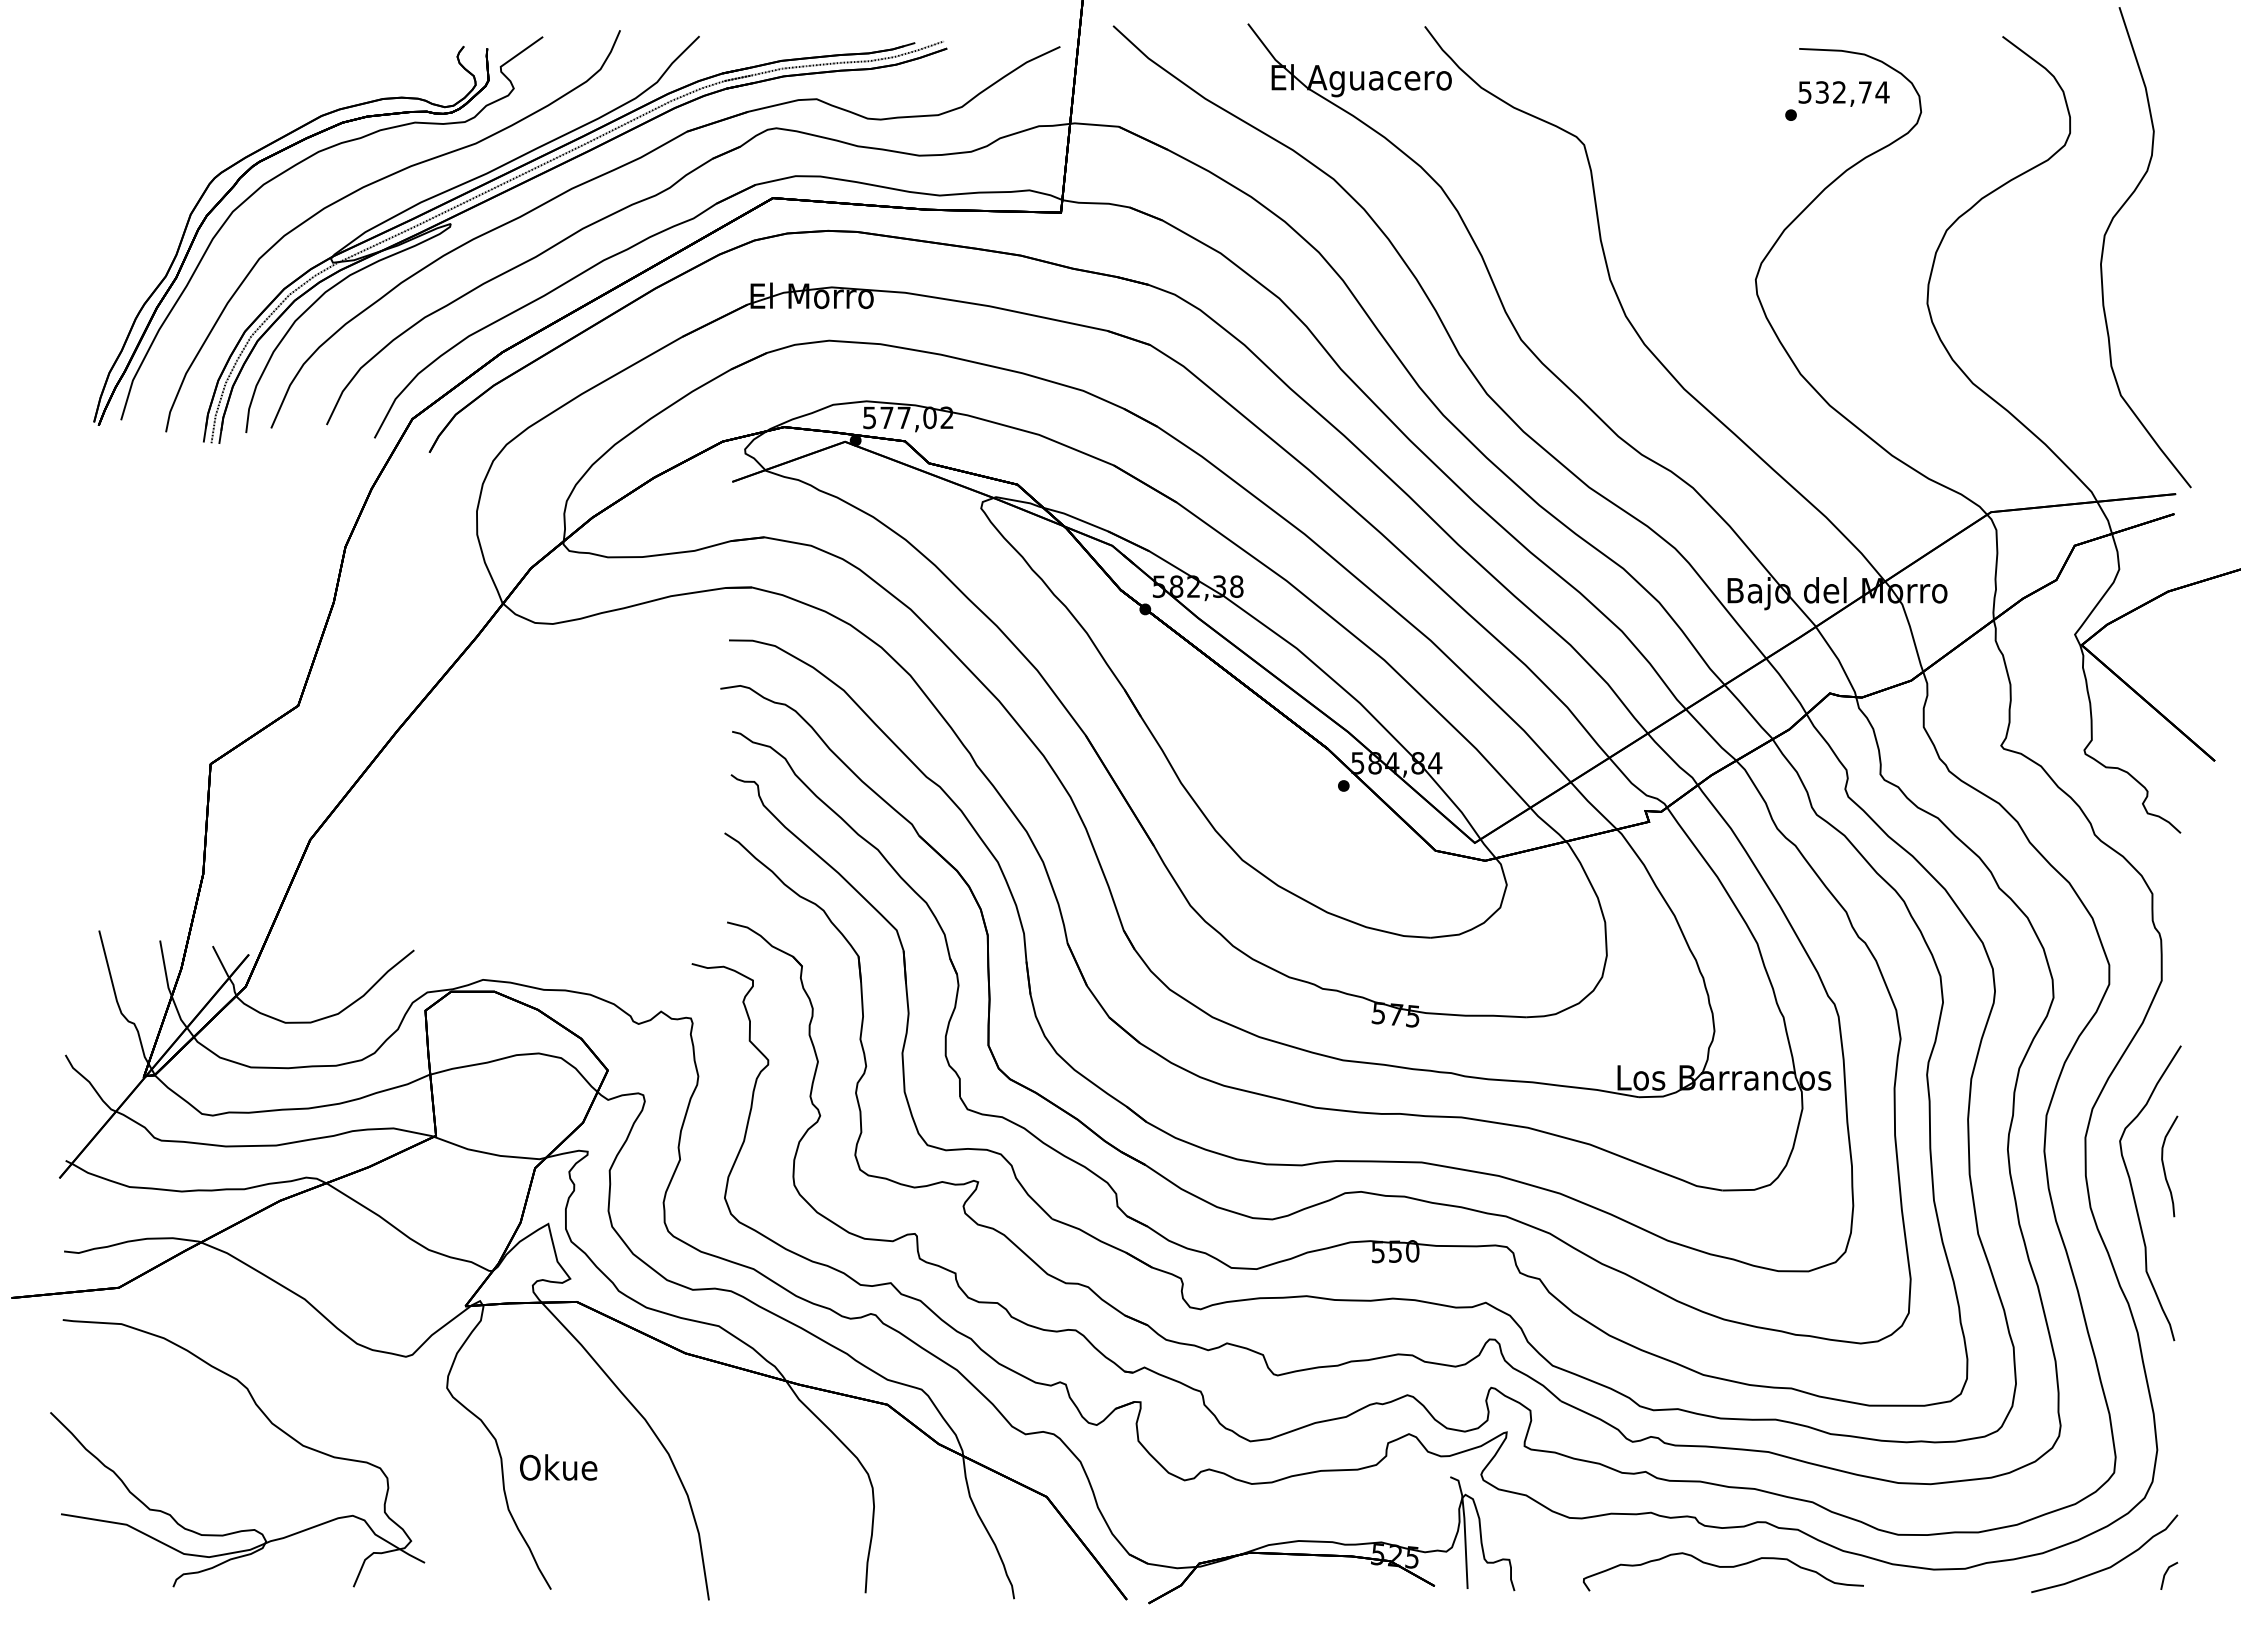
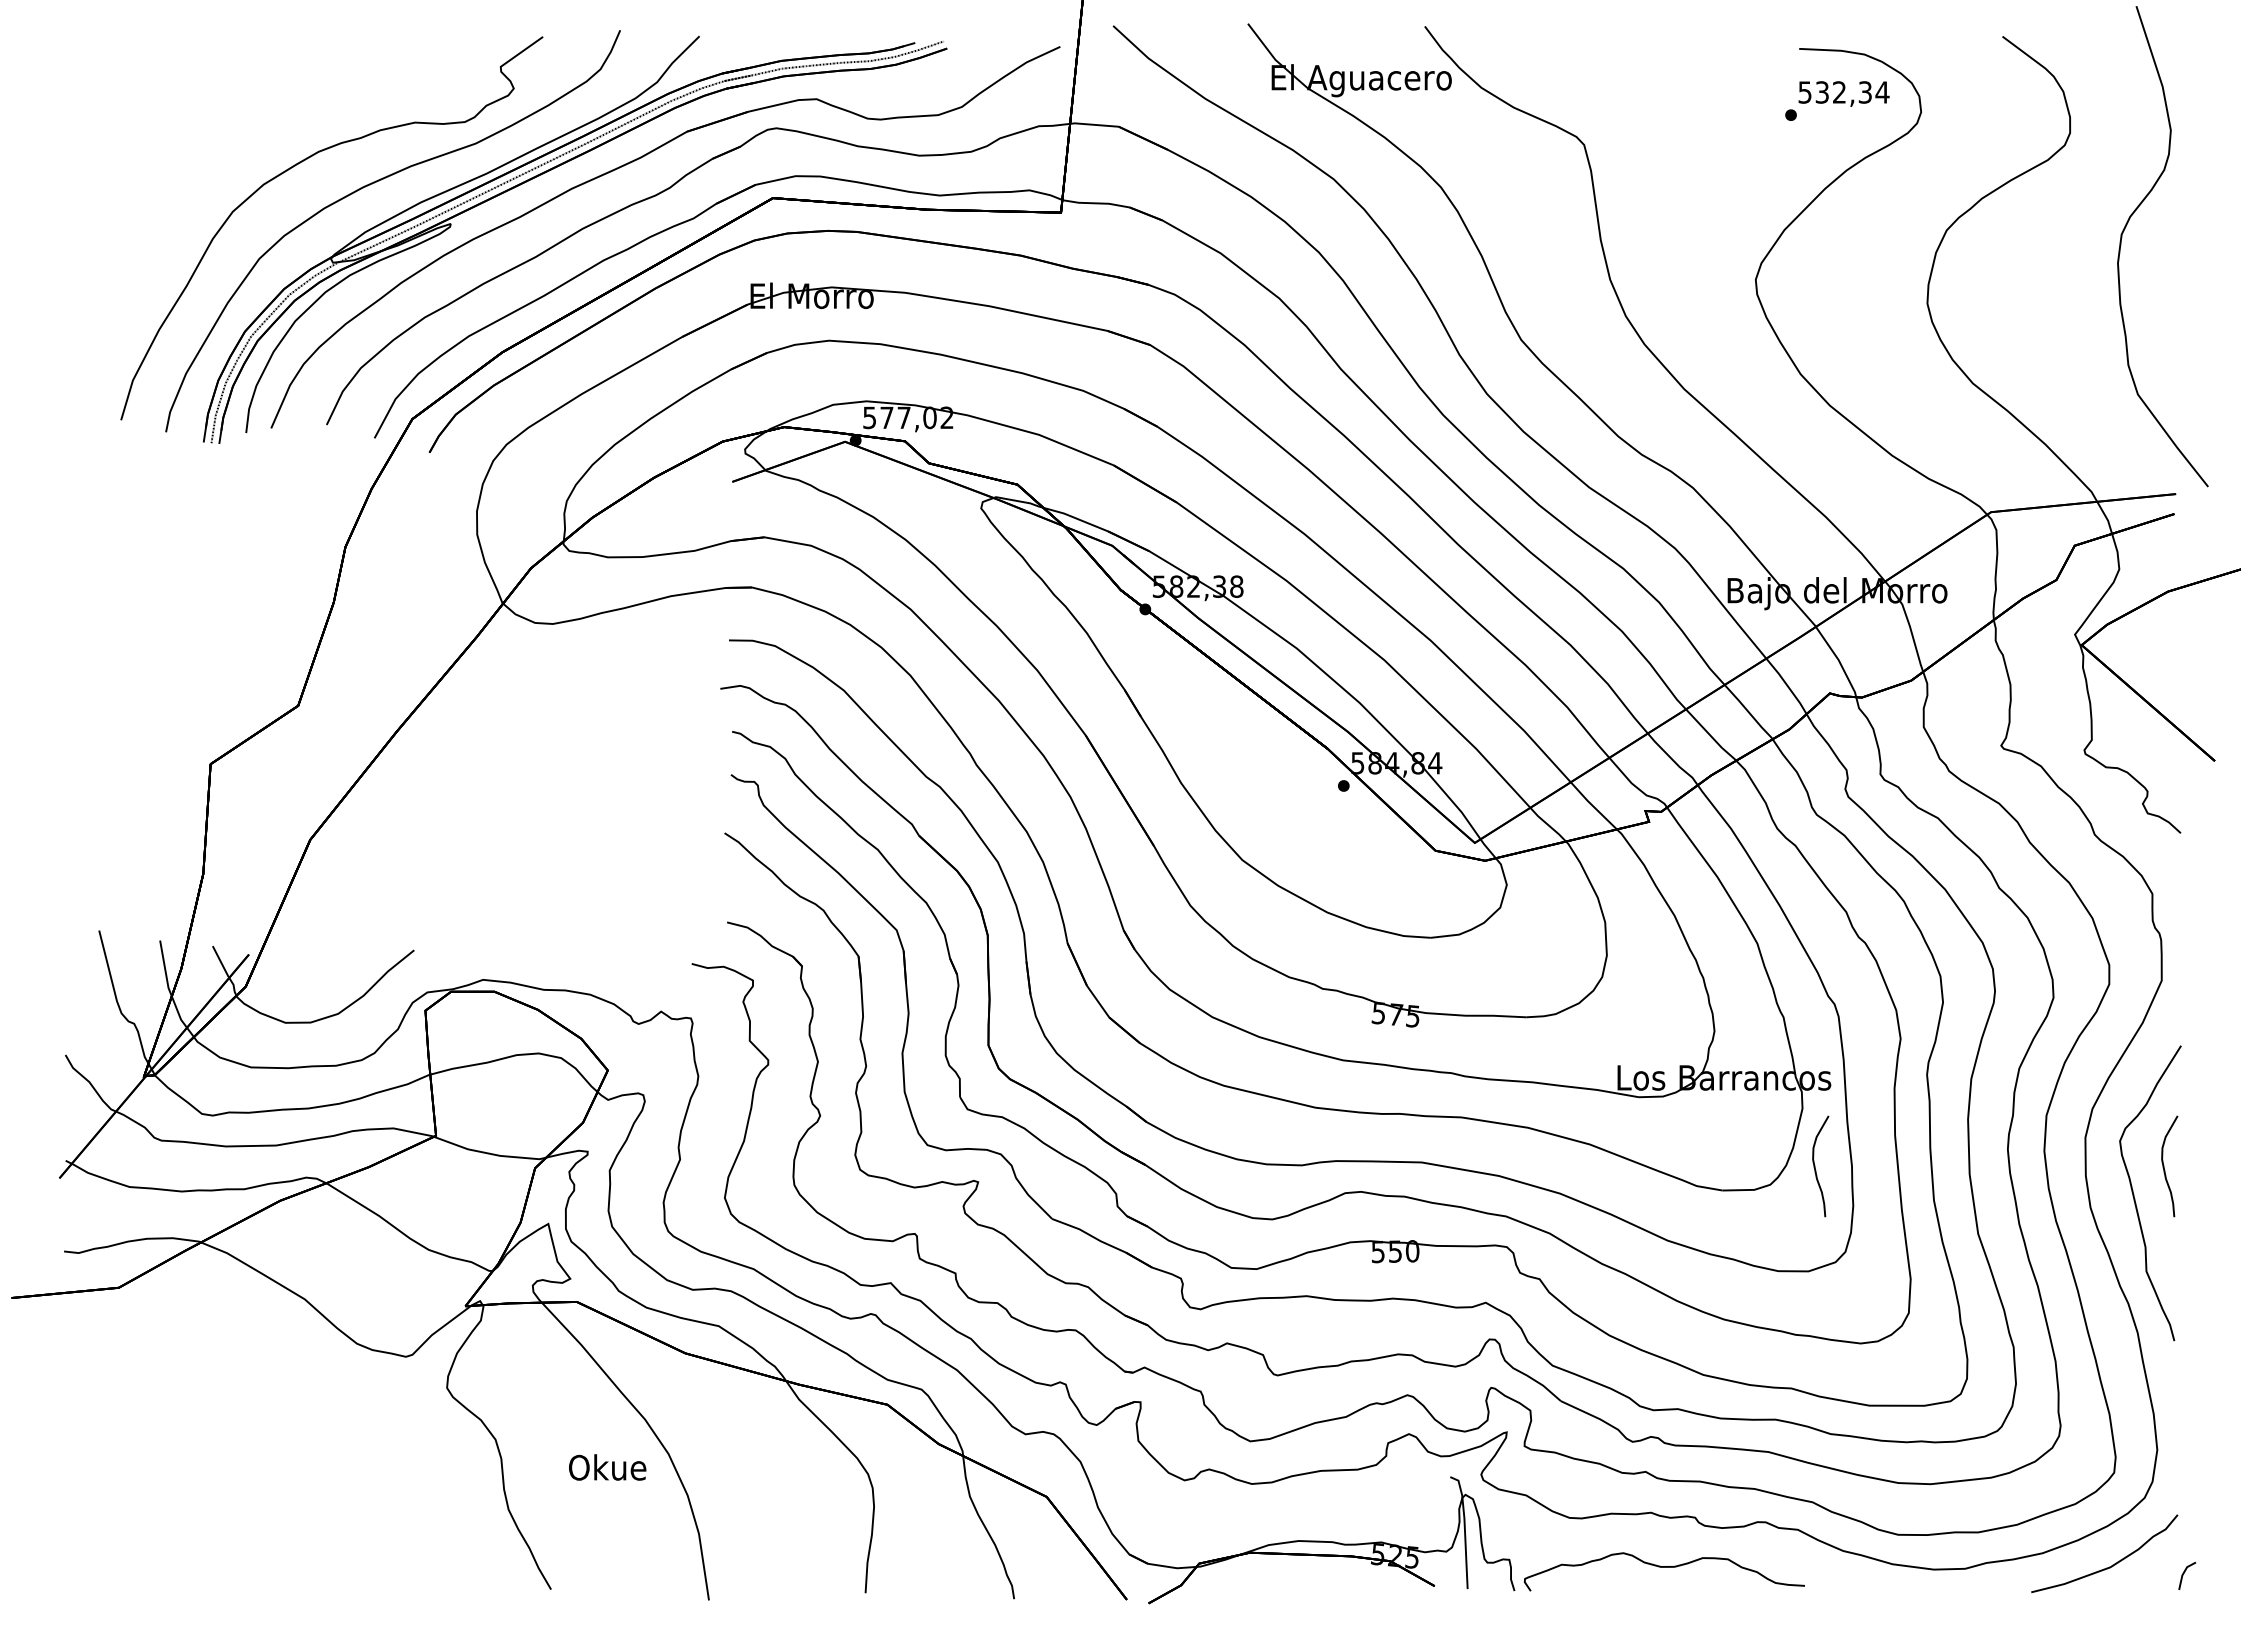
text: 532,74 -> 532,34 (1864, 92)
part: present -> none (235, 186)
curve position: (2109, 228) -> (2126, 227) (2126, 227)
curve: none -> present (1815, 1166)
part: present -> none (270, 1423)
text position: (558, 1467) -> (607, 1467) (607, 1467)
curve position: (1723, 1567) -> (1664, 1567) (1664, 1567)
line position: (2167, 1572) -> (2185, 1572) (2185, 1572)
